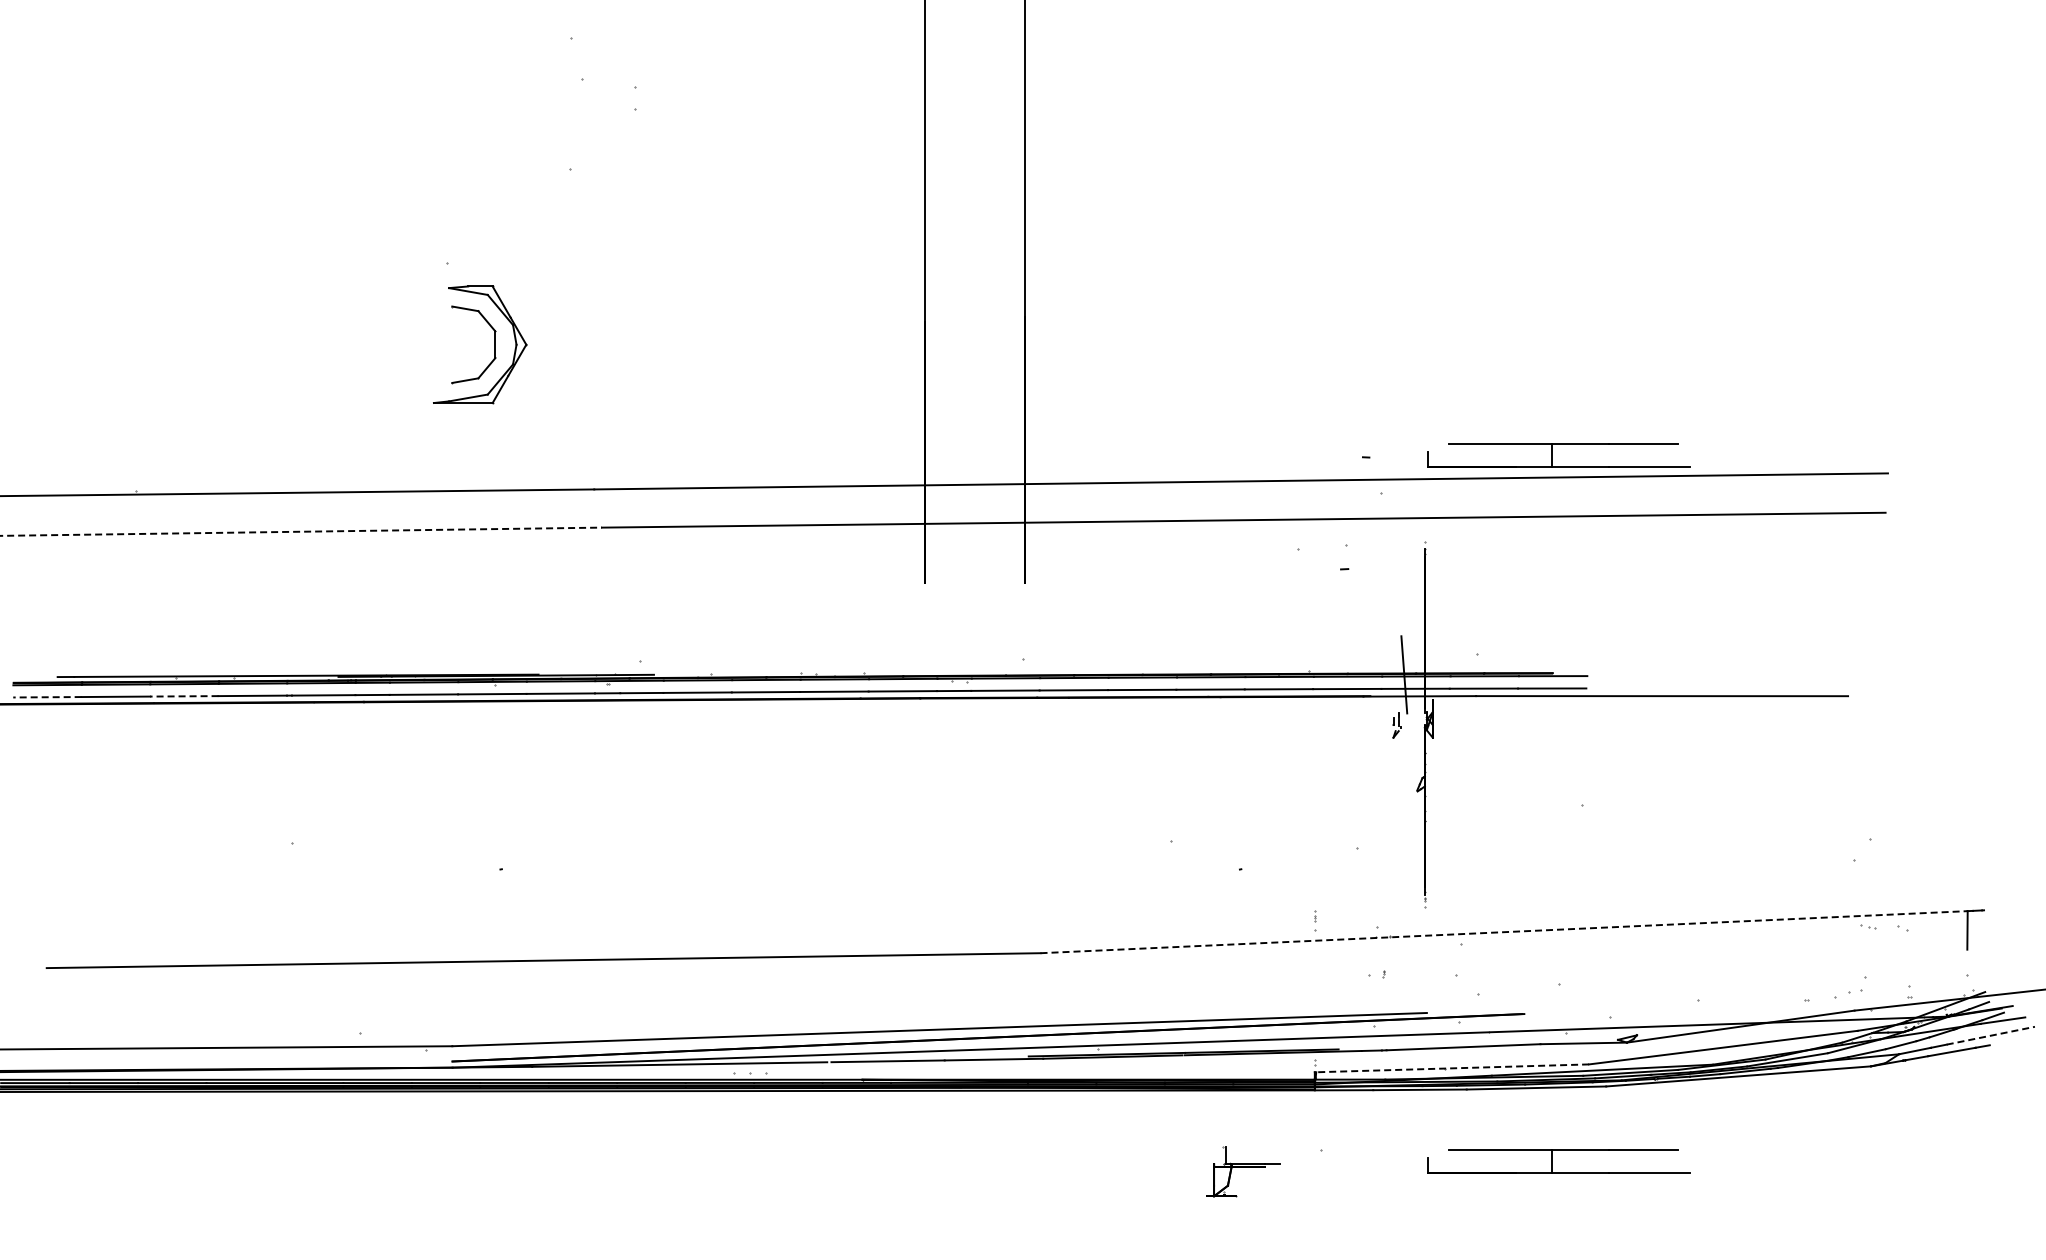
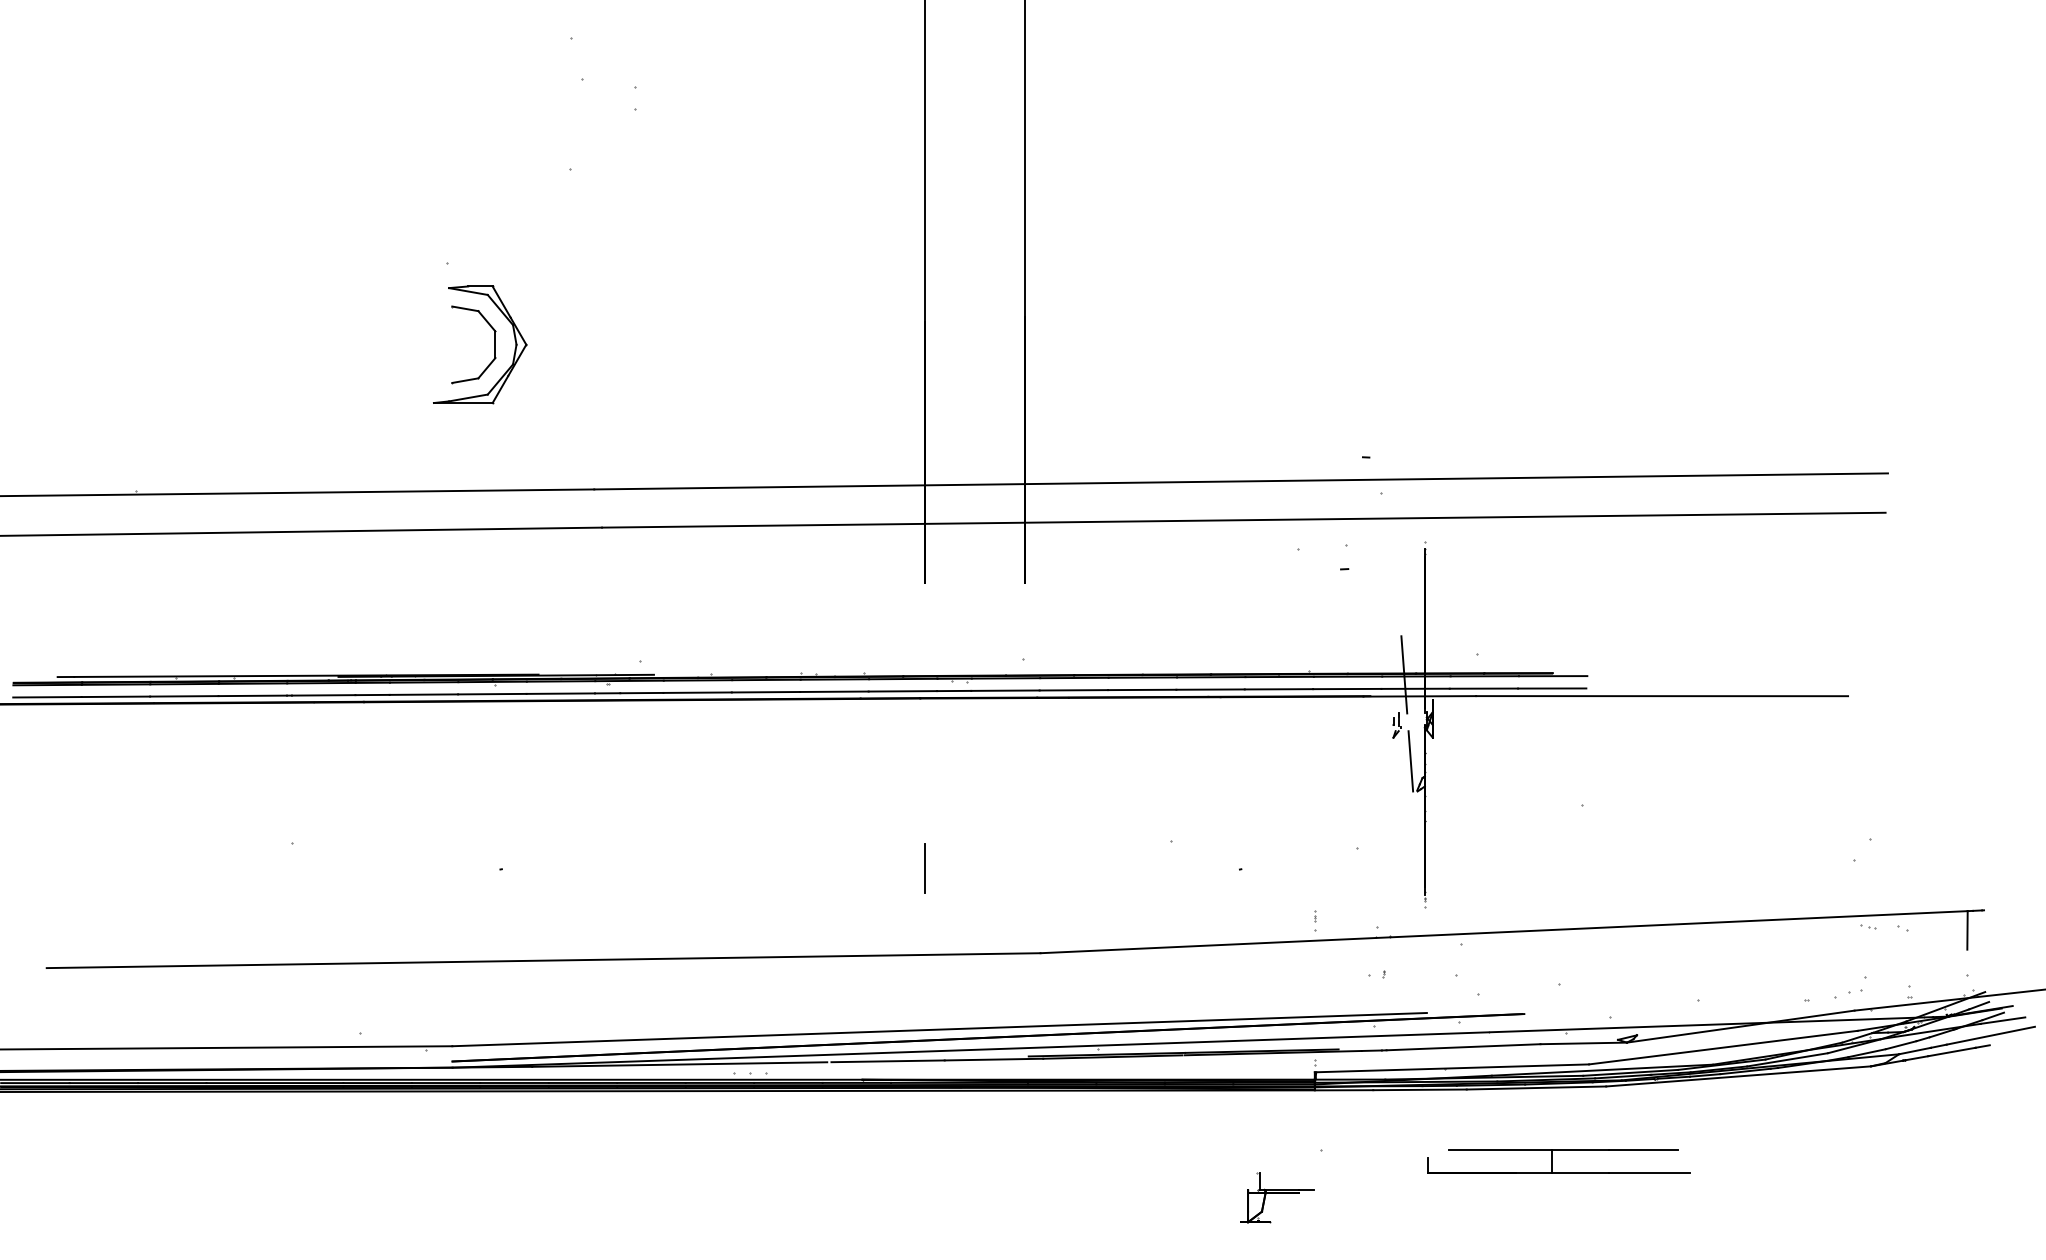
part: present -> none (1558, 455)
line: dashed -> solid (301, 531)
line: dashed -> solid (183, 696)
line: dashed -> solid (46, 697)
line: none -> present (1410, 761)
line: none -> present (924, 867)
line: dashed -> solid (1504, 932)
line: dashed -> solid (1991, 1035)
line: dashed -> solid (1452, 1068)
part position: (1243, 1171) -> (1277, 1197) (1277, 1197)
